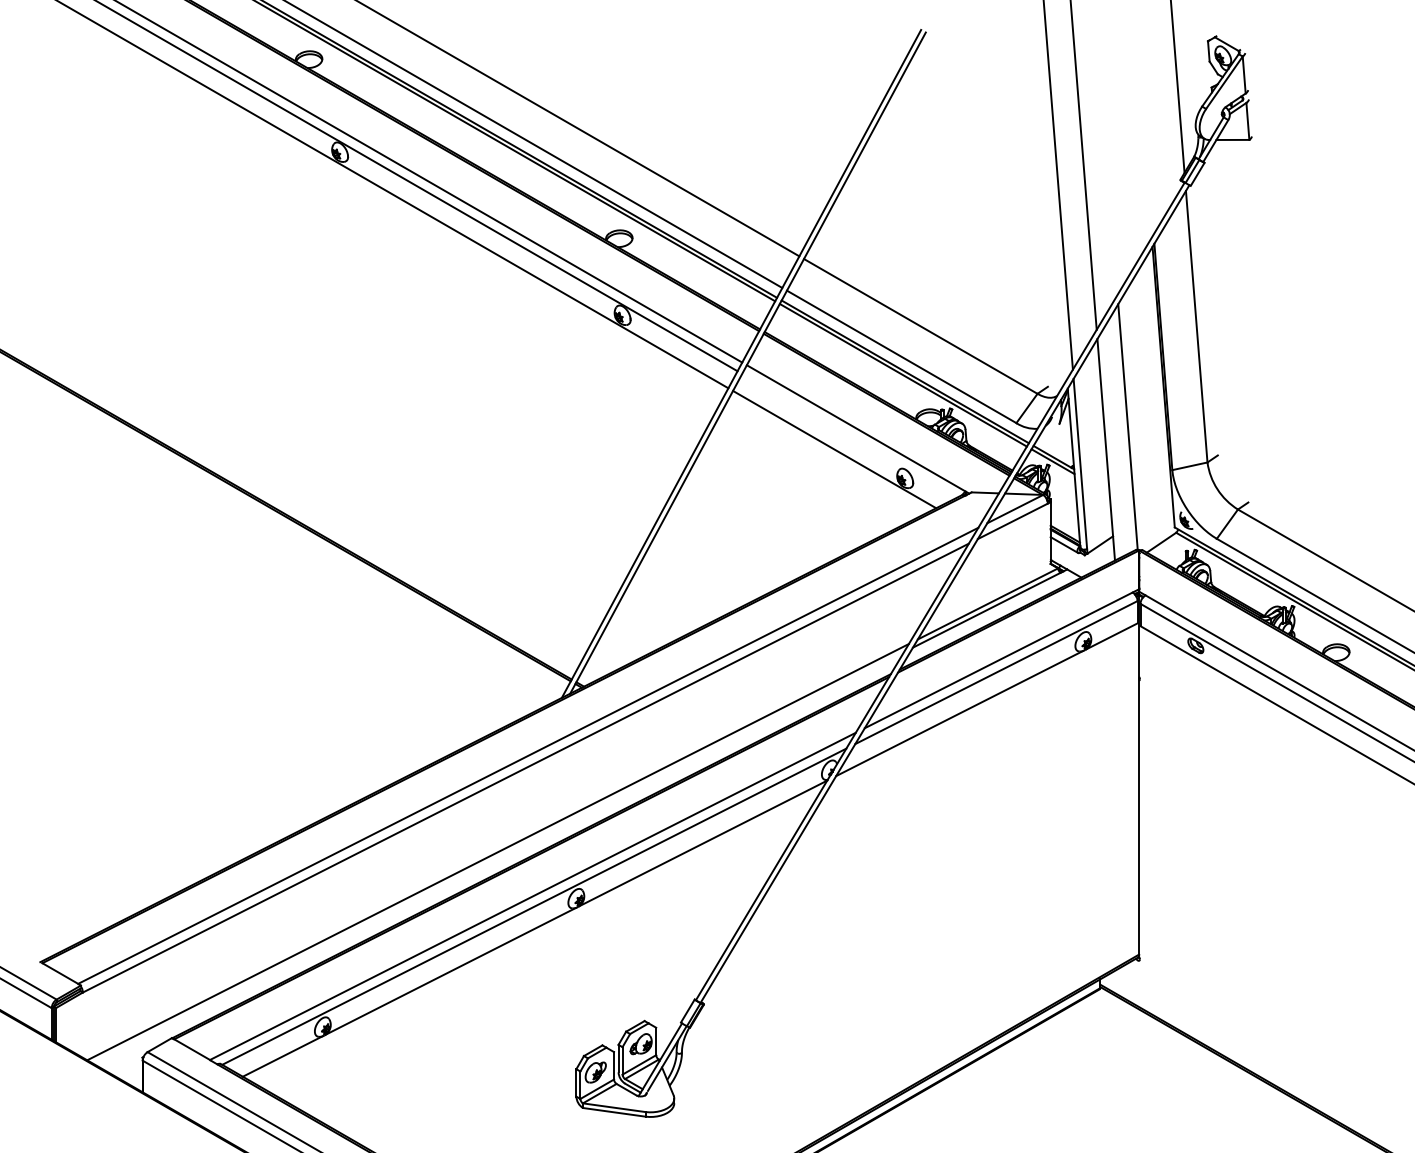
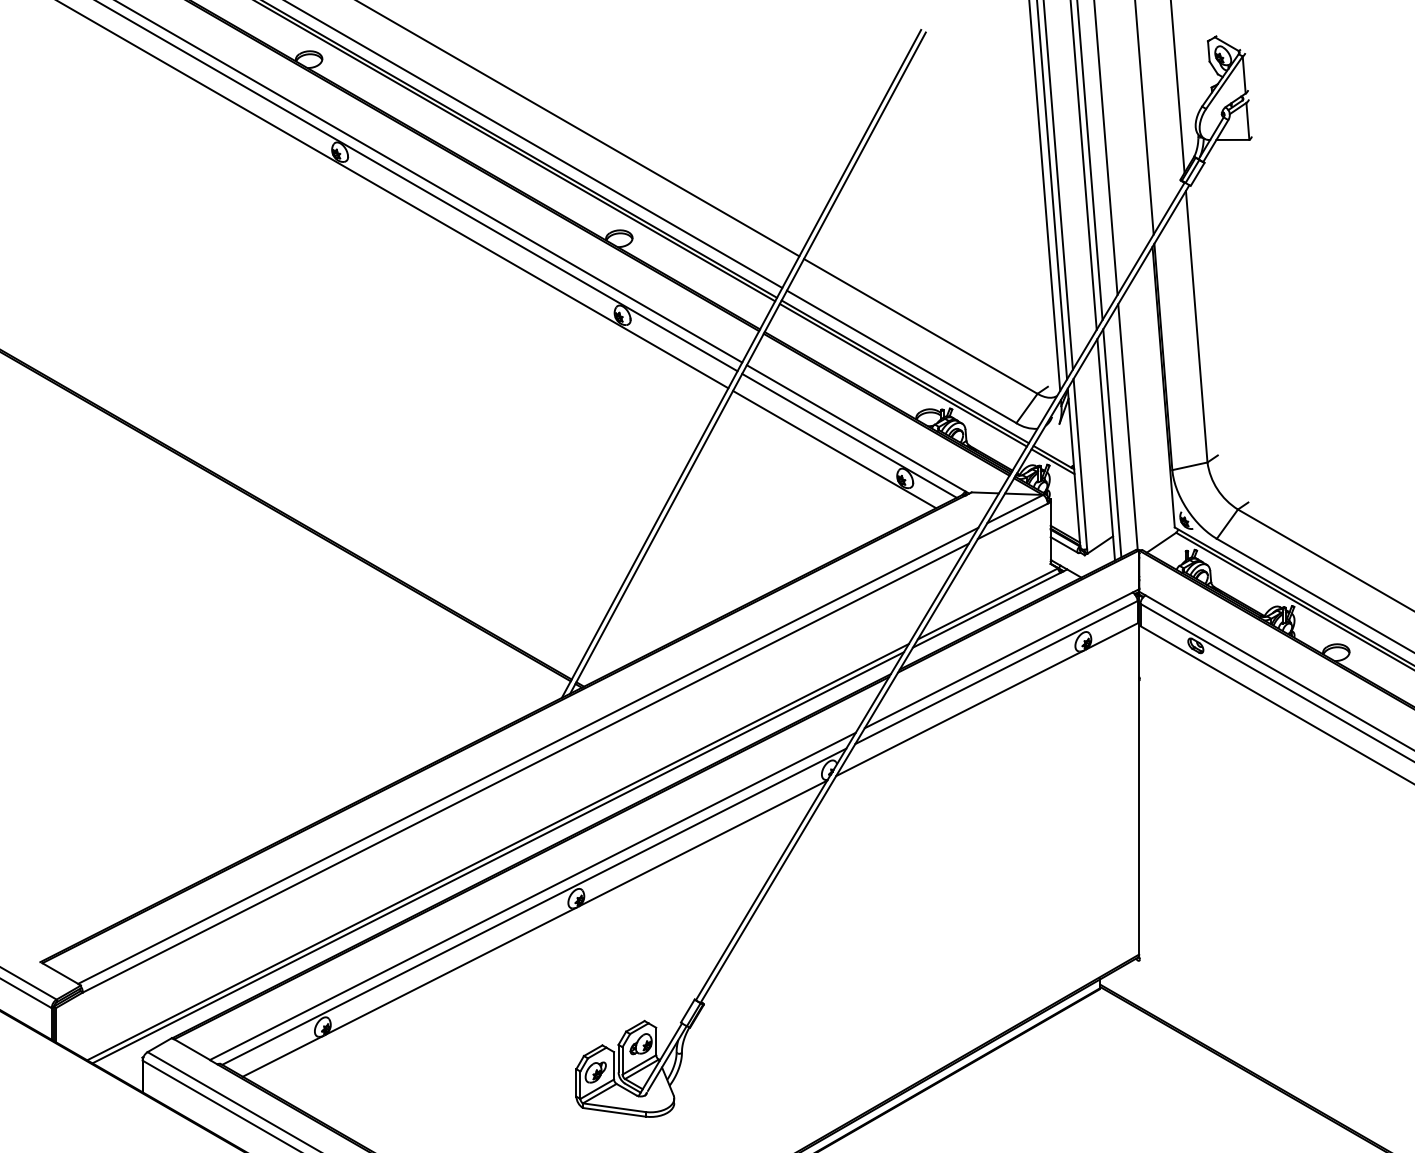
line: none -> present (1144, 118)
line: none -> present (1105, 148)
line: none -> present (1089, 161)
line: none -> present (1052, 190)
line: none -> present (1044, 196)
line: none -> present (849, 435)
line: none -> present (1112, 443)
line: none -> present (498, 857)
